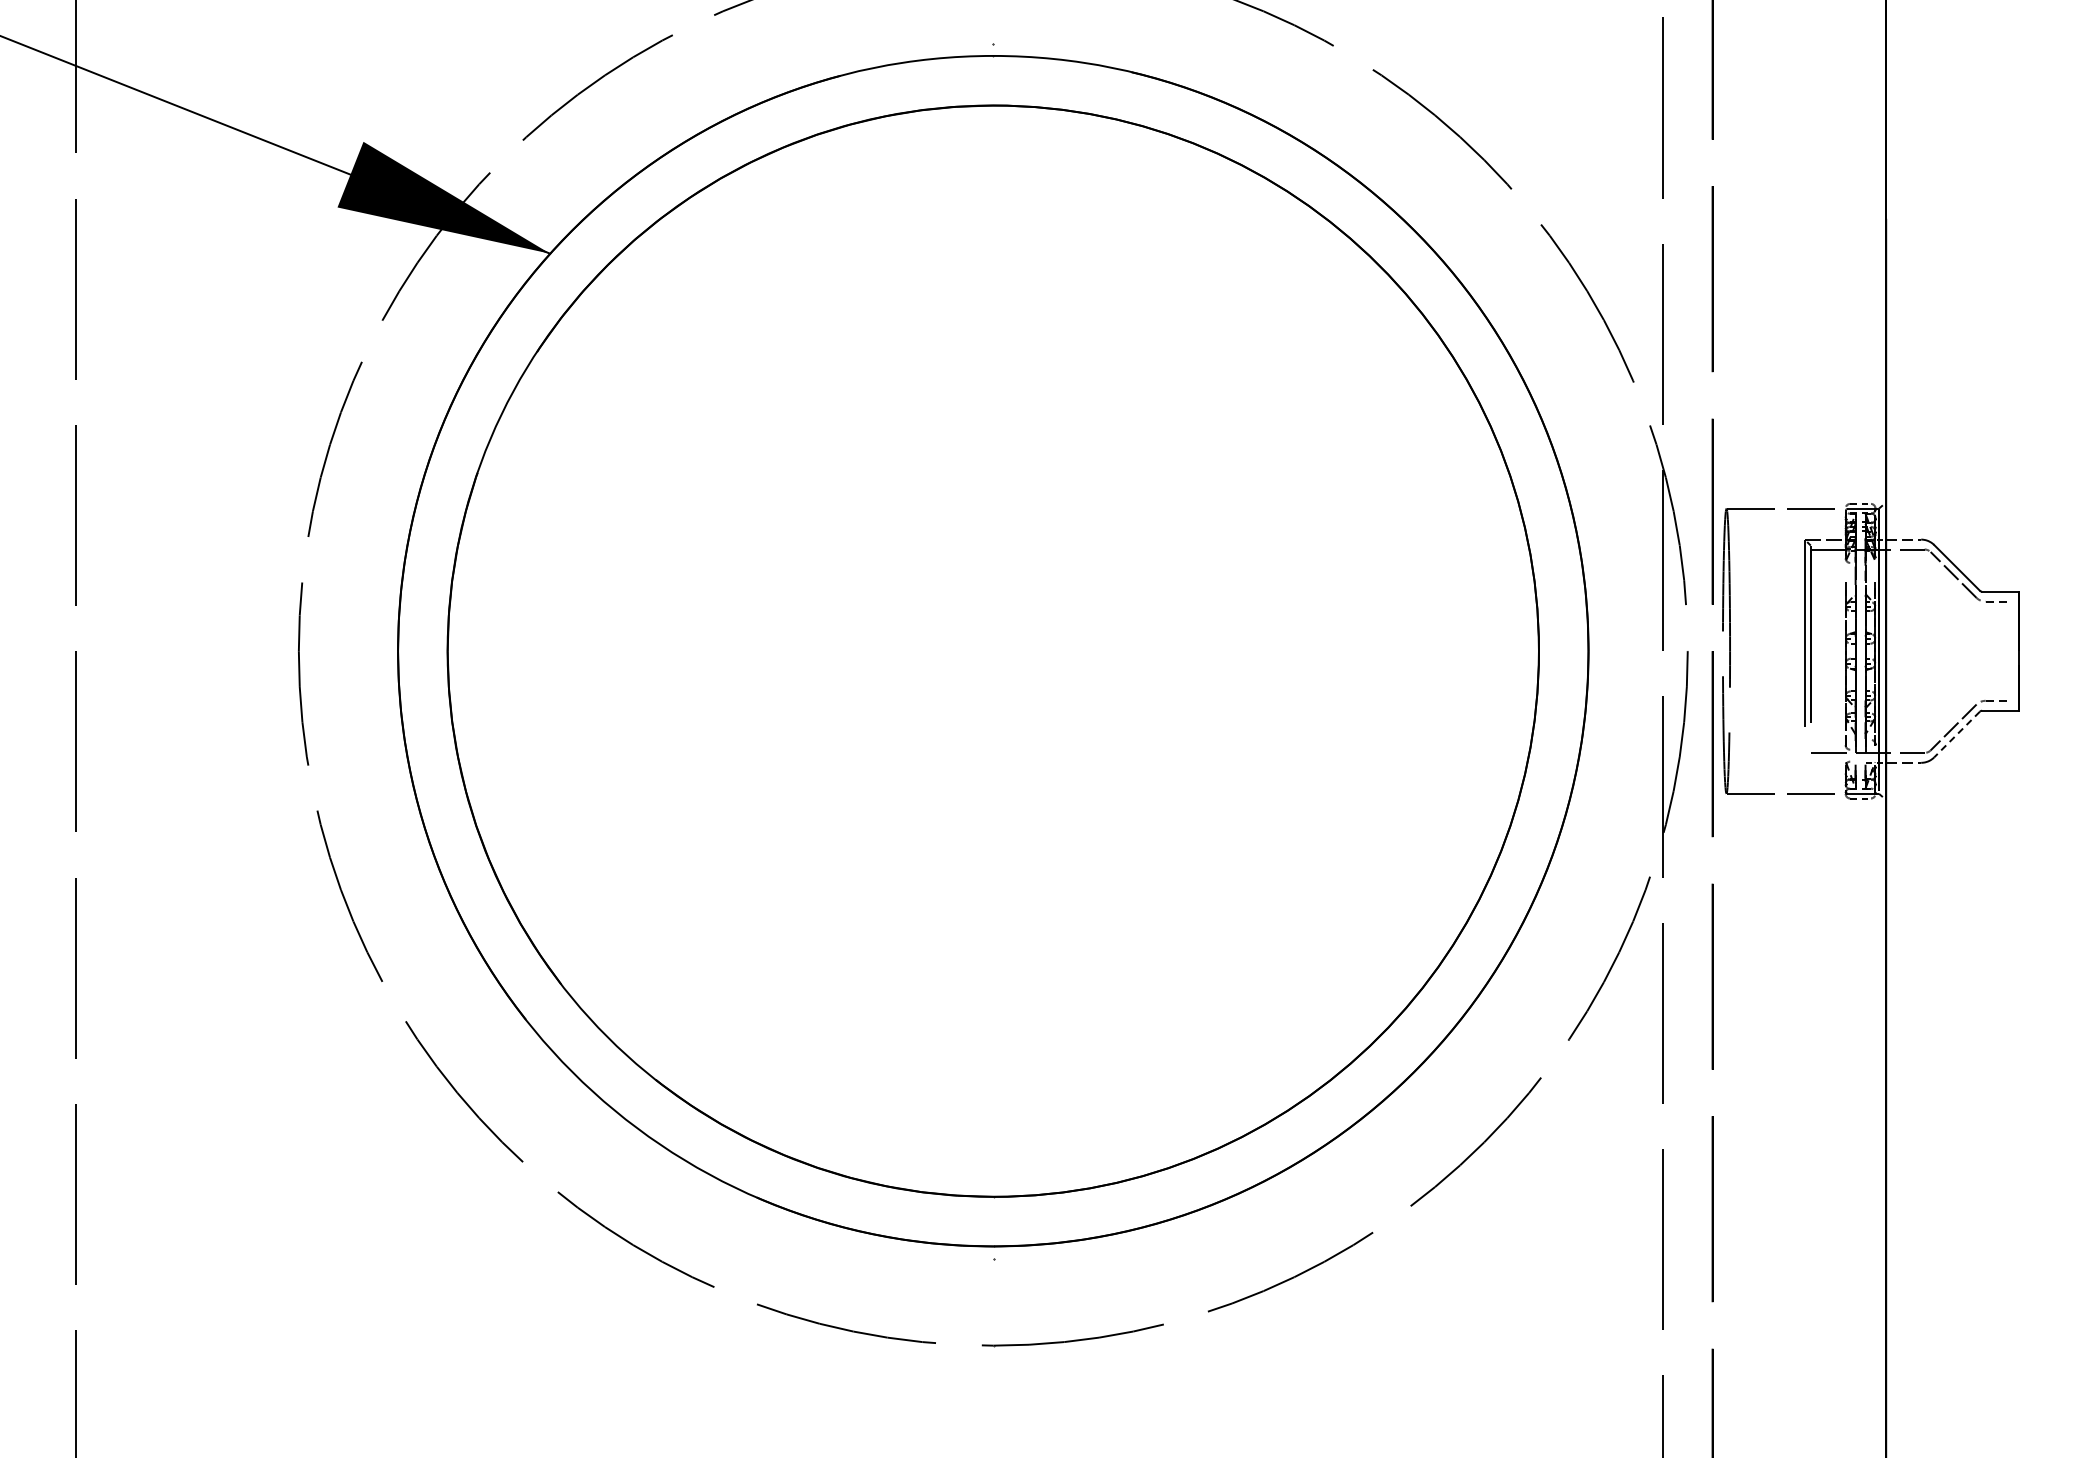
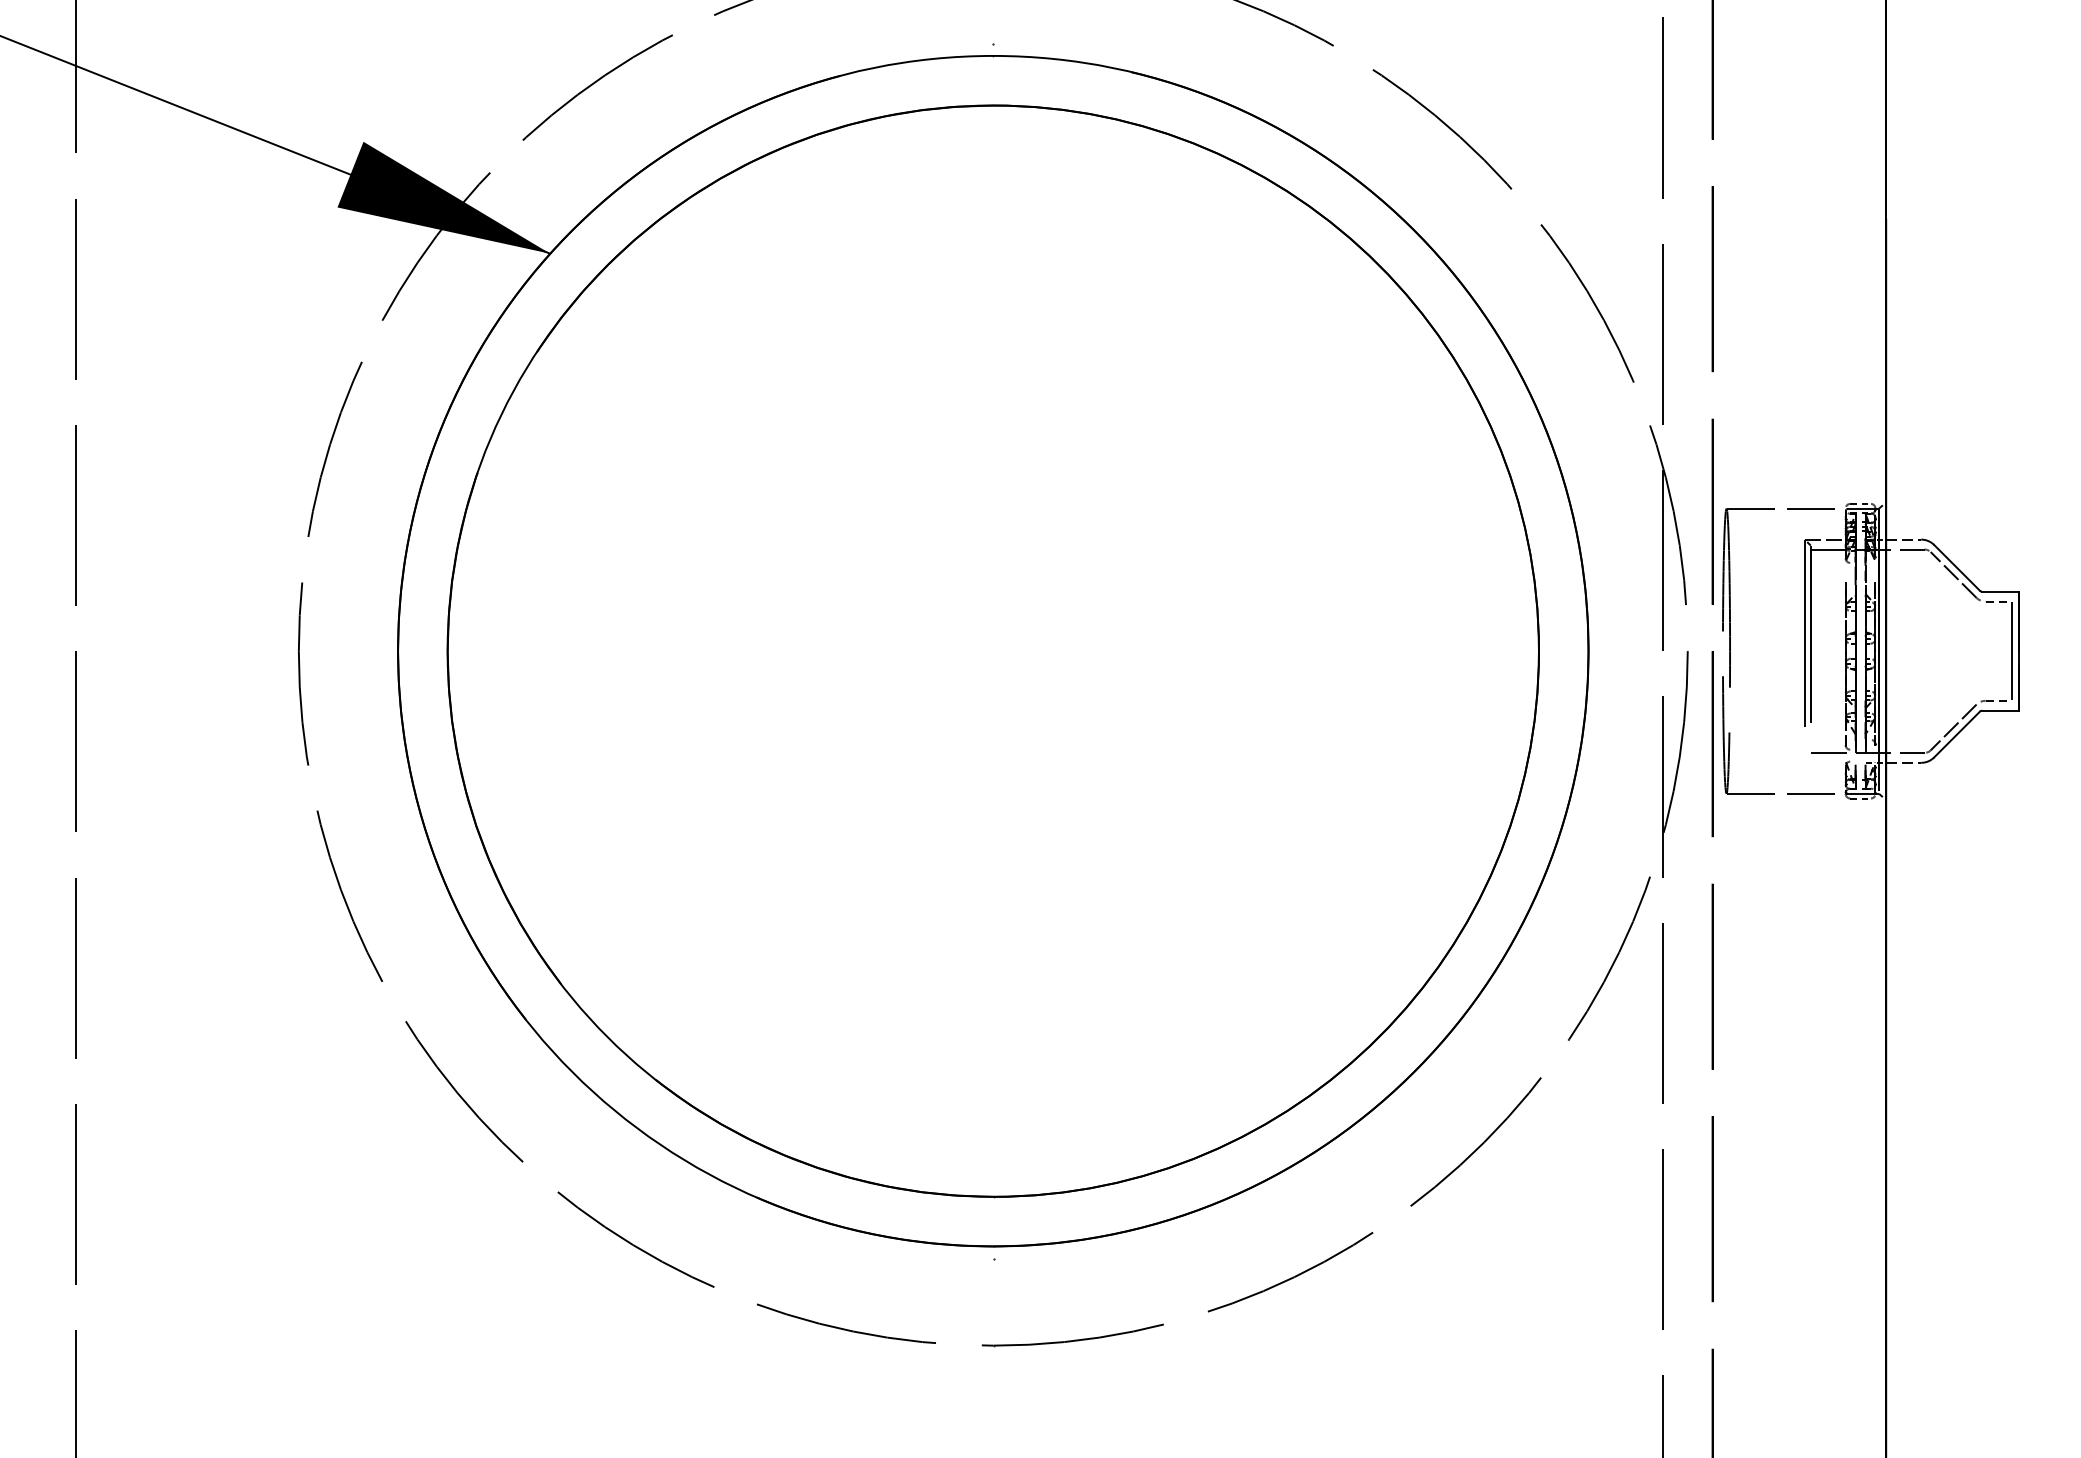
line: none -> present (2012, 650)
line: dashed -> solid (1956, 734)
